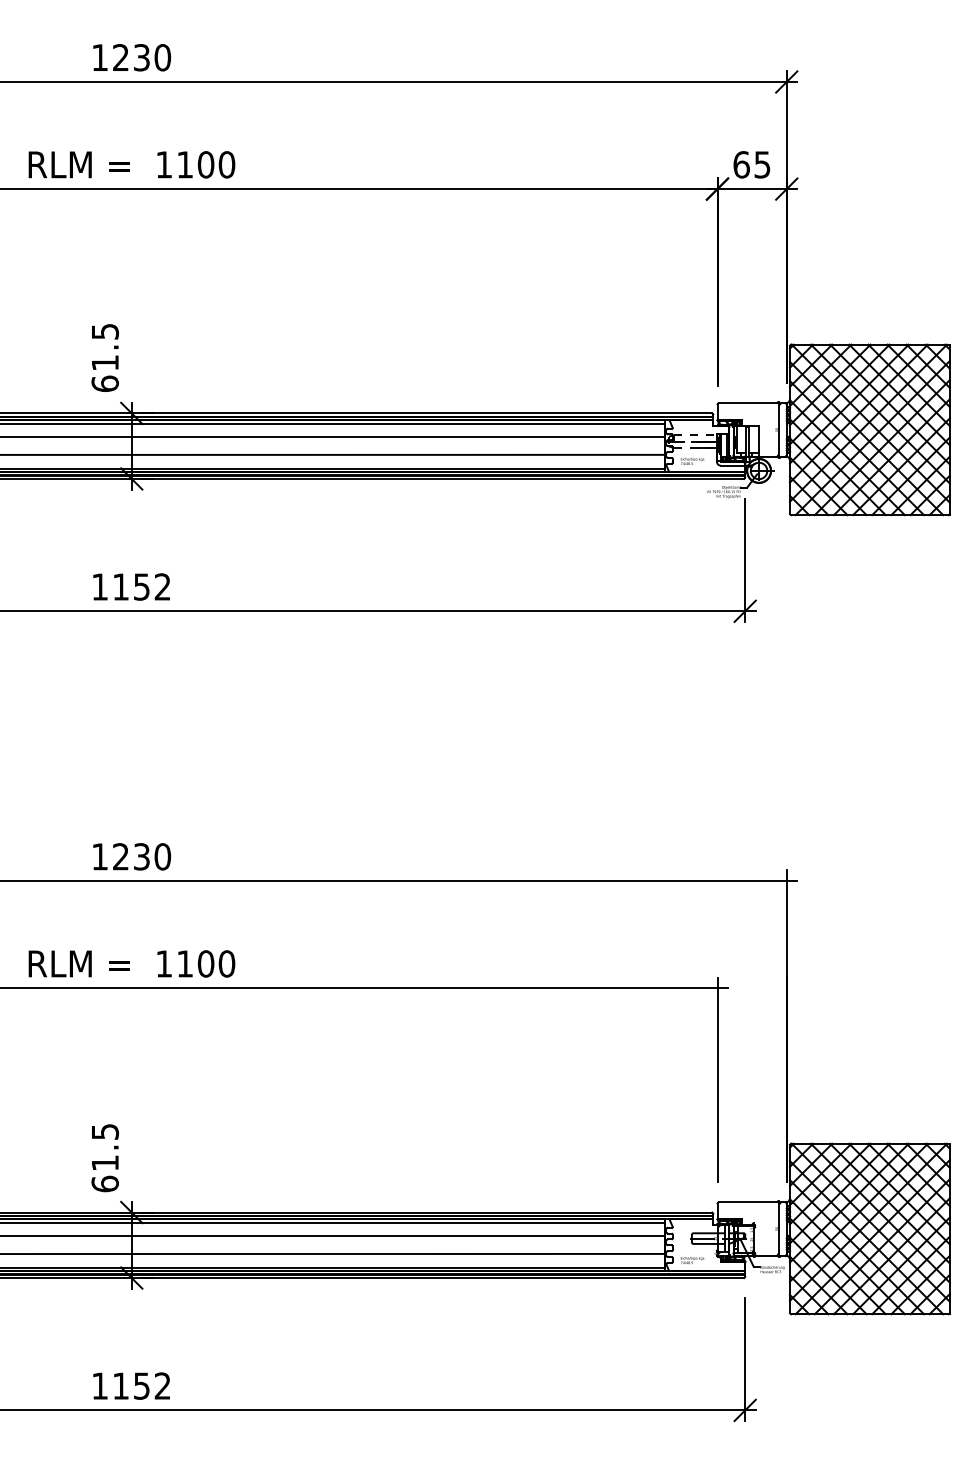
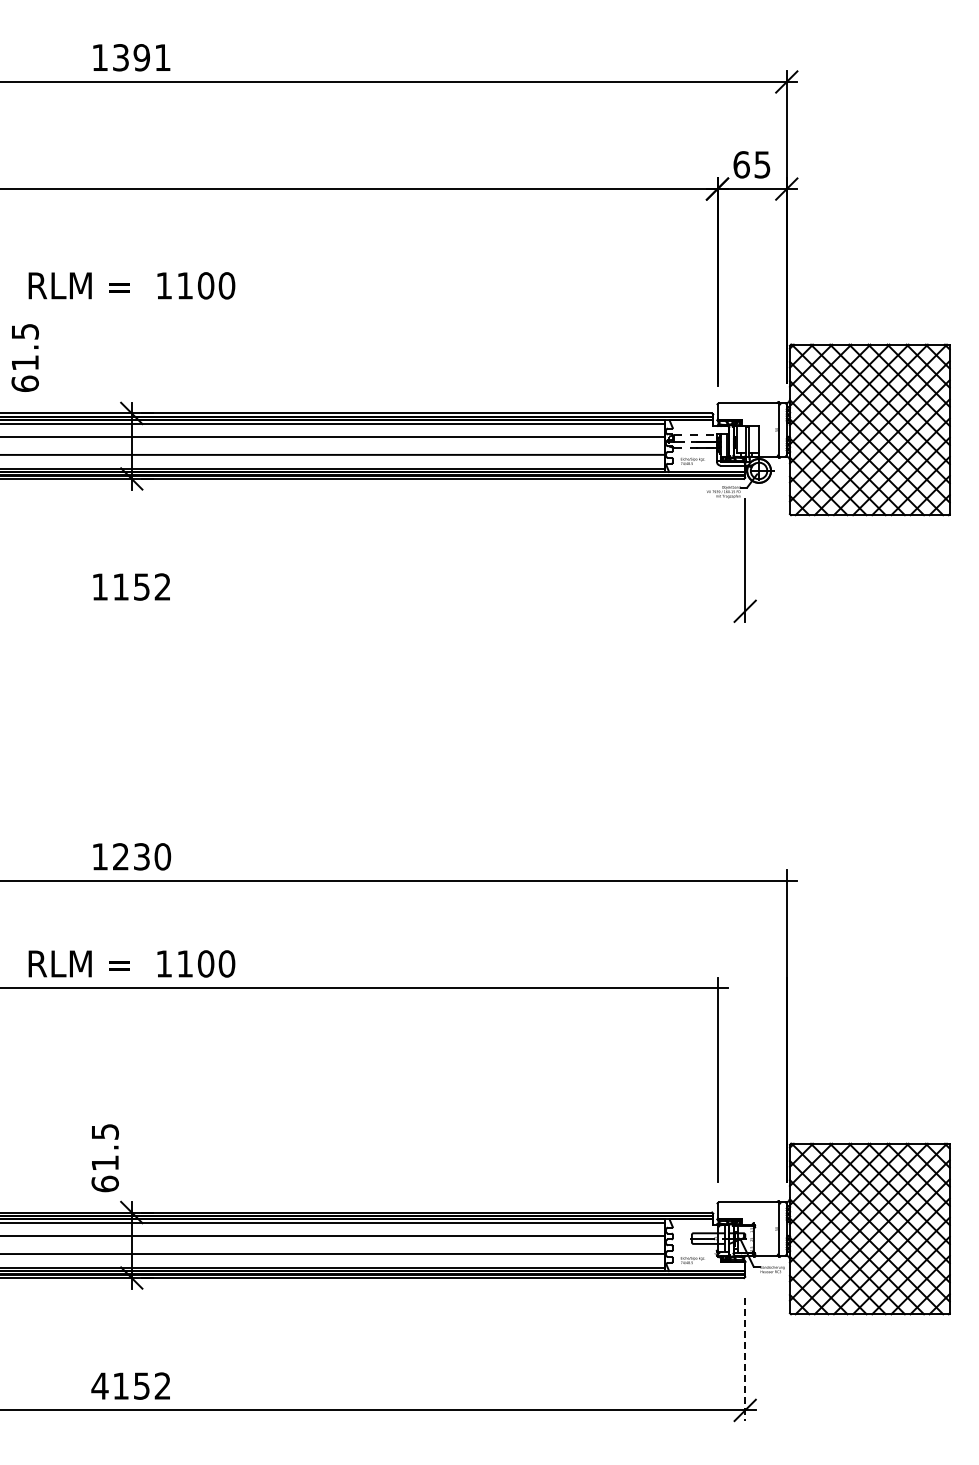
text: 1230 -> 1391 (142, 57)
text position: (131, 164) -> (131, 285) (131, 285)
text position: (104, 357) -> (24, 357) (24, 357)
line: present -> none (378, 611)
line: solid -> dashed (745, 1360)
text: 1152 -> 4152 (99, 1385)
